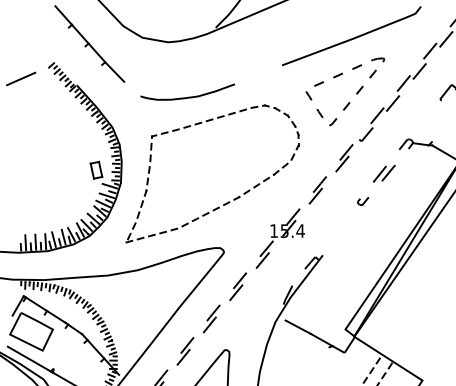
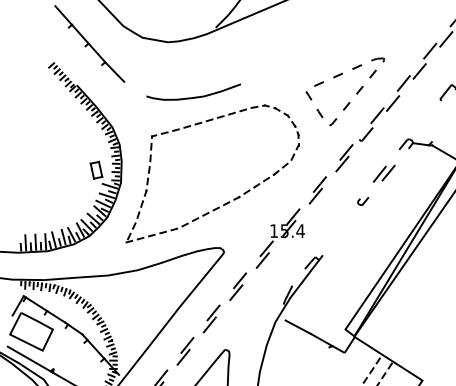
line: present -> none (351, 38)
line: present -> none (21, 78)
curve position: (188, 96) -> (194, 96) (194, 96)
